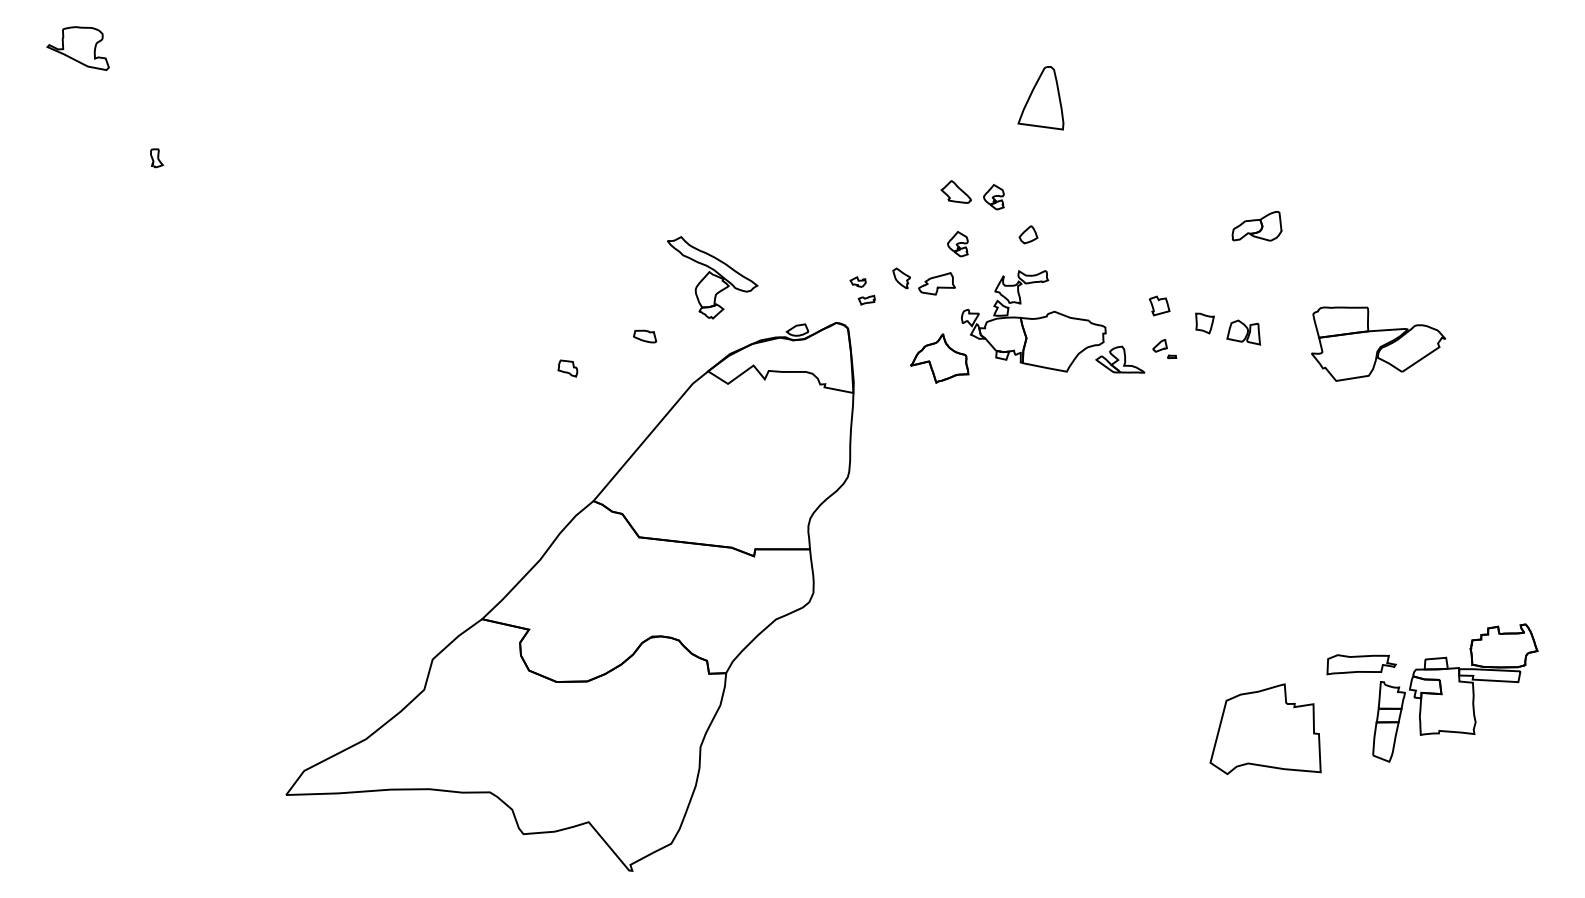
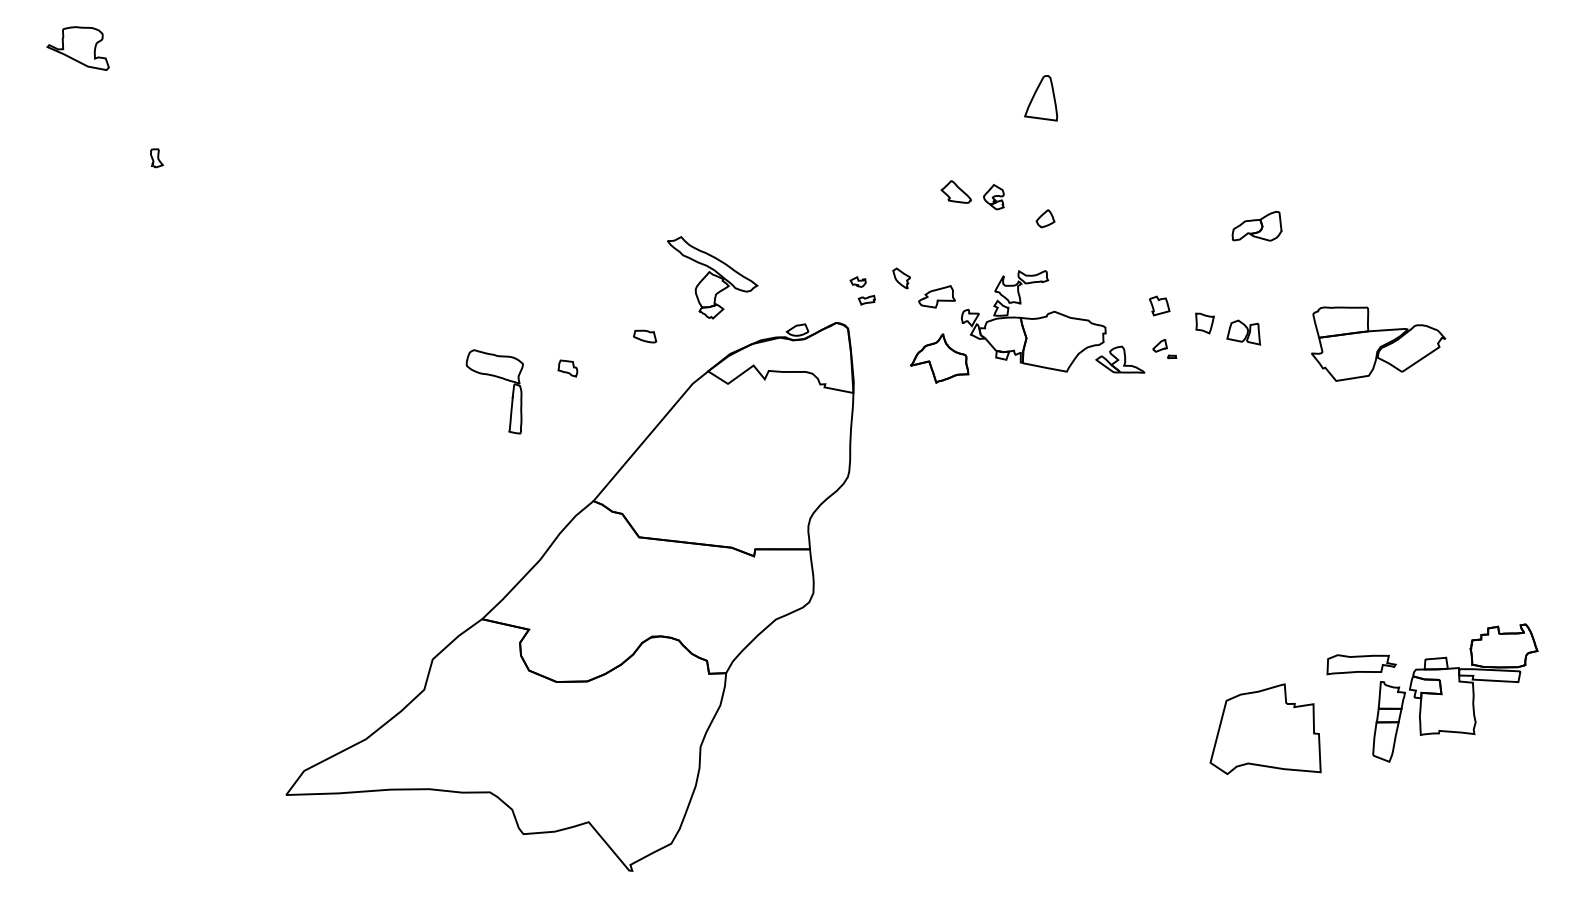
part size: 48x65 px -> 35x47 px (1041, 98)
part position: (1028, 234) -> (1045, 218) (1045, 218)
part: present -> none (957, 244)
part position: (936, 283) -> (936, 296) (936, 296)
part: none -> present (499, 378)
